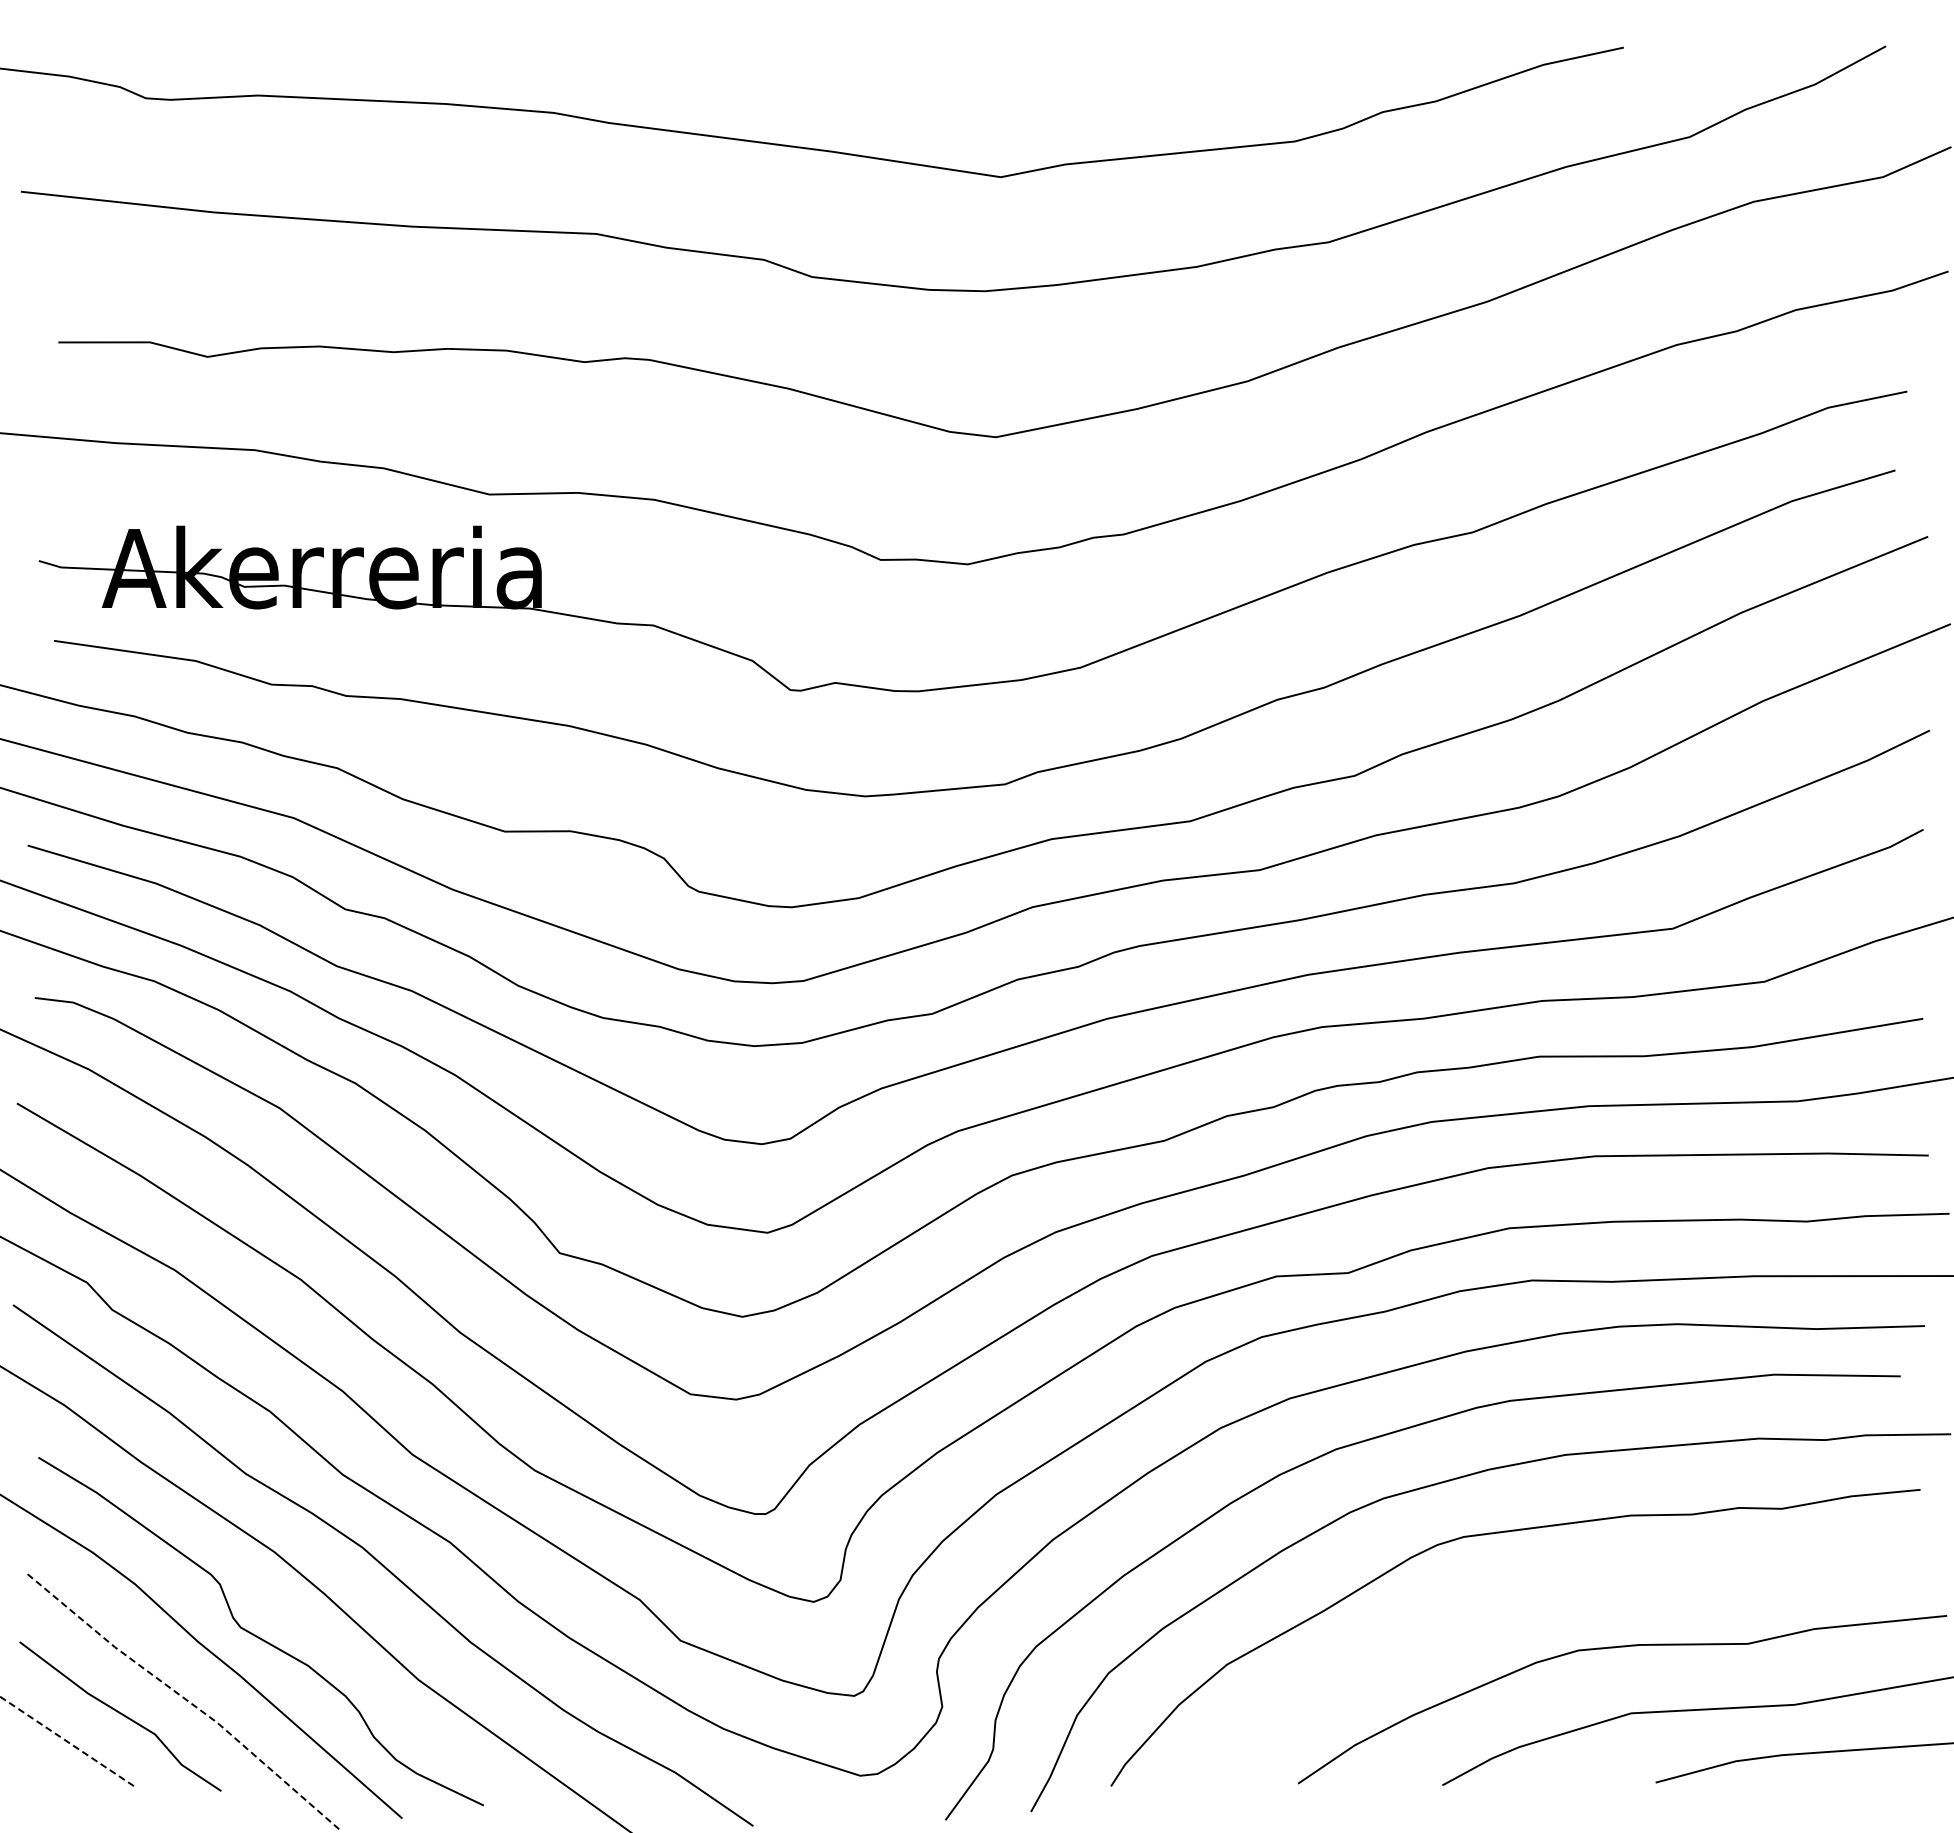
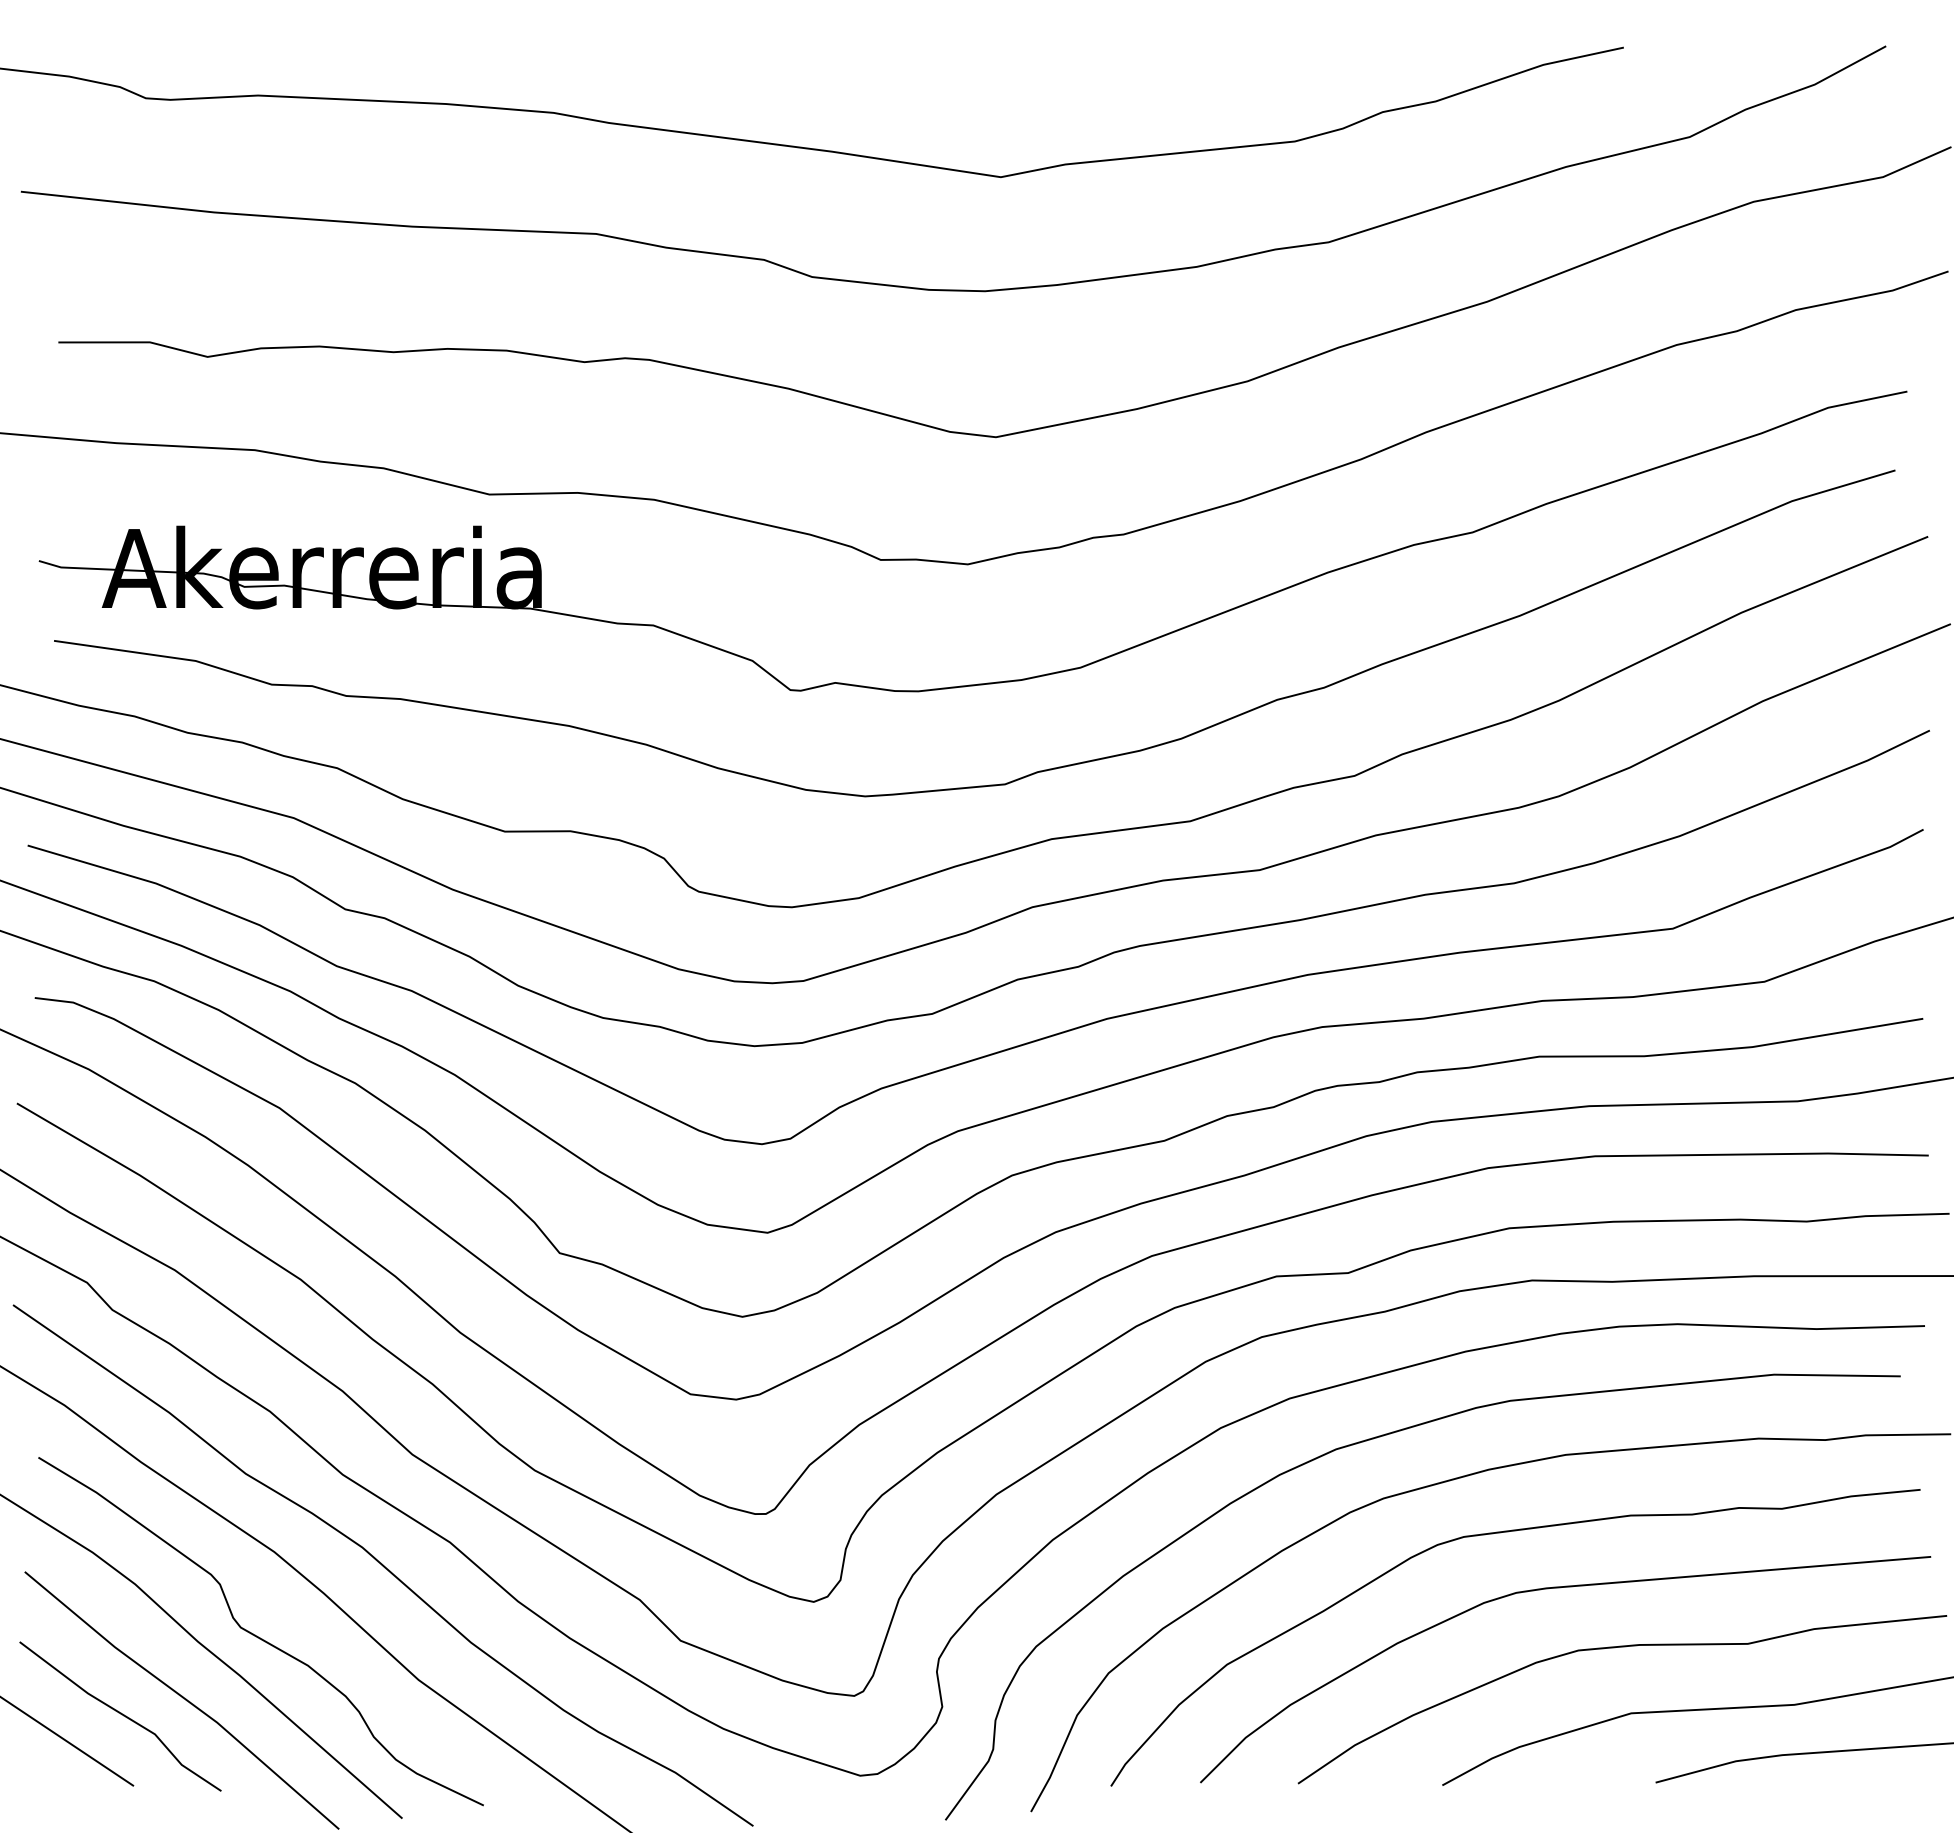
curve: none -> present (1560, 1588)
line: dashed -> solid (184, 1698)
line: dashed -> solid (66, 1741)
